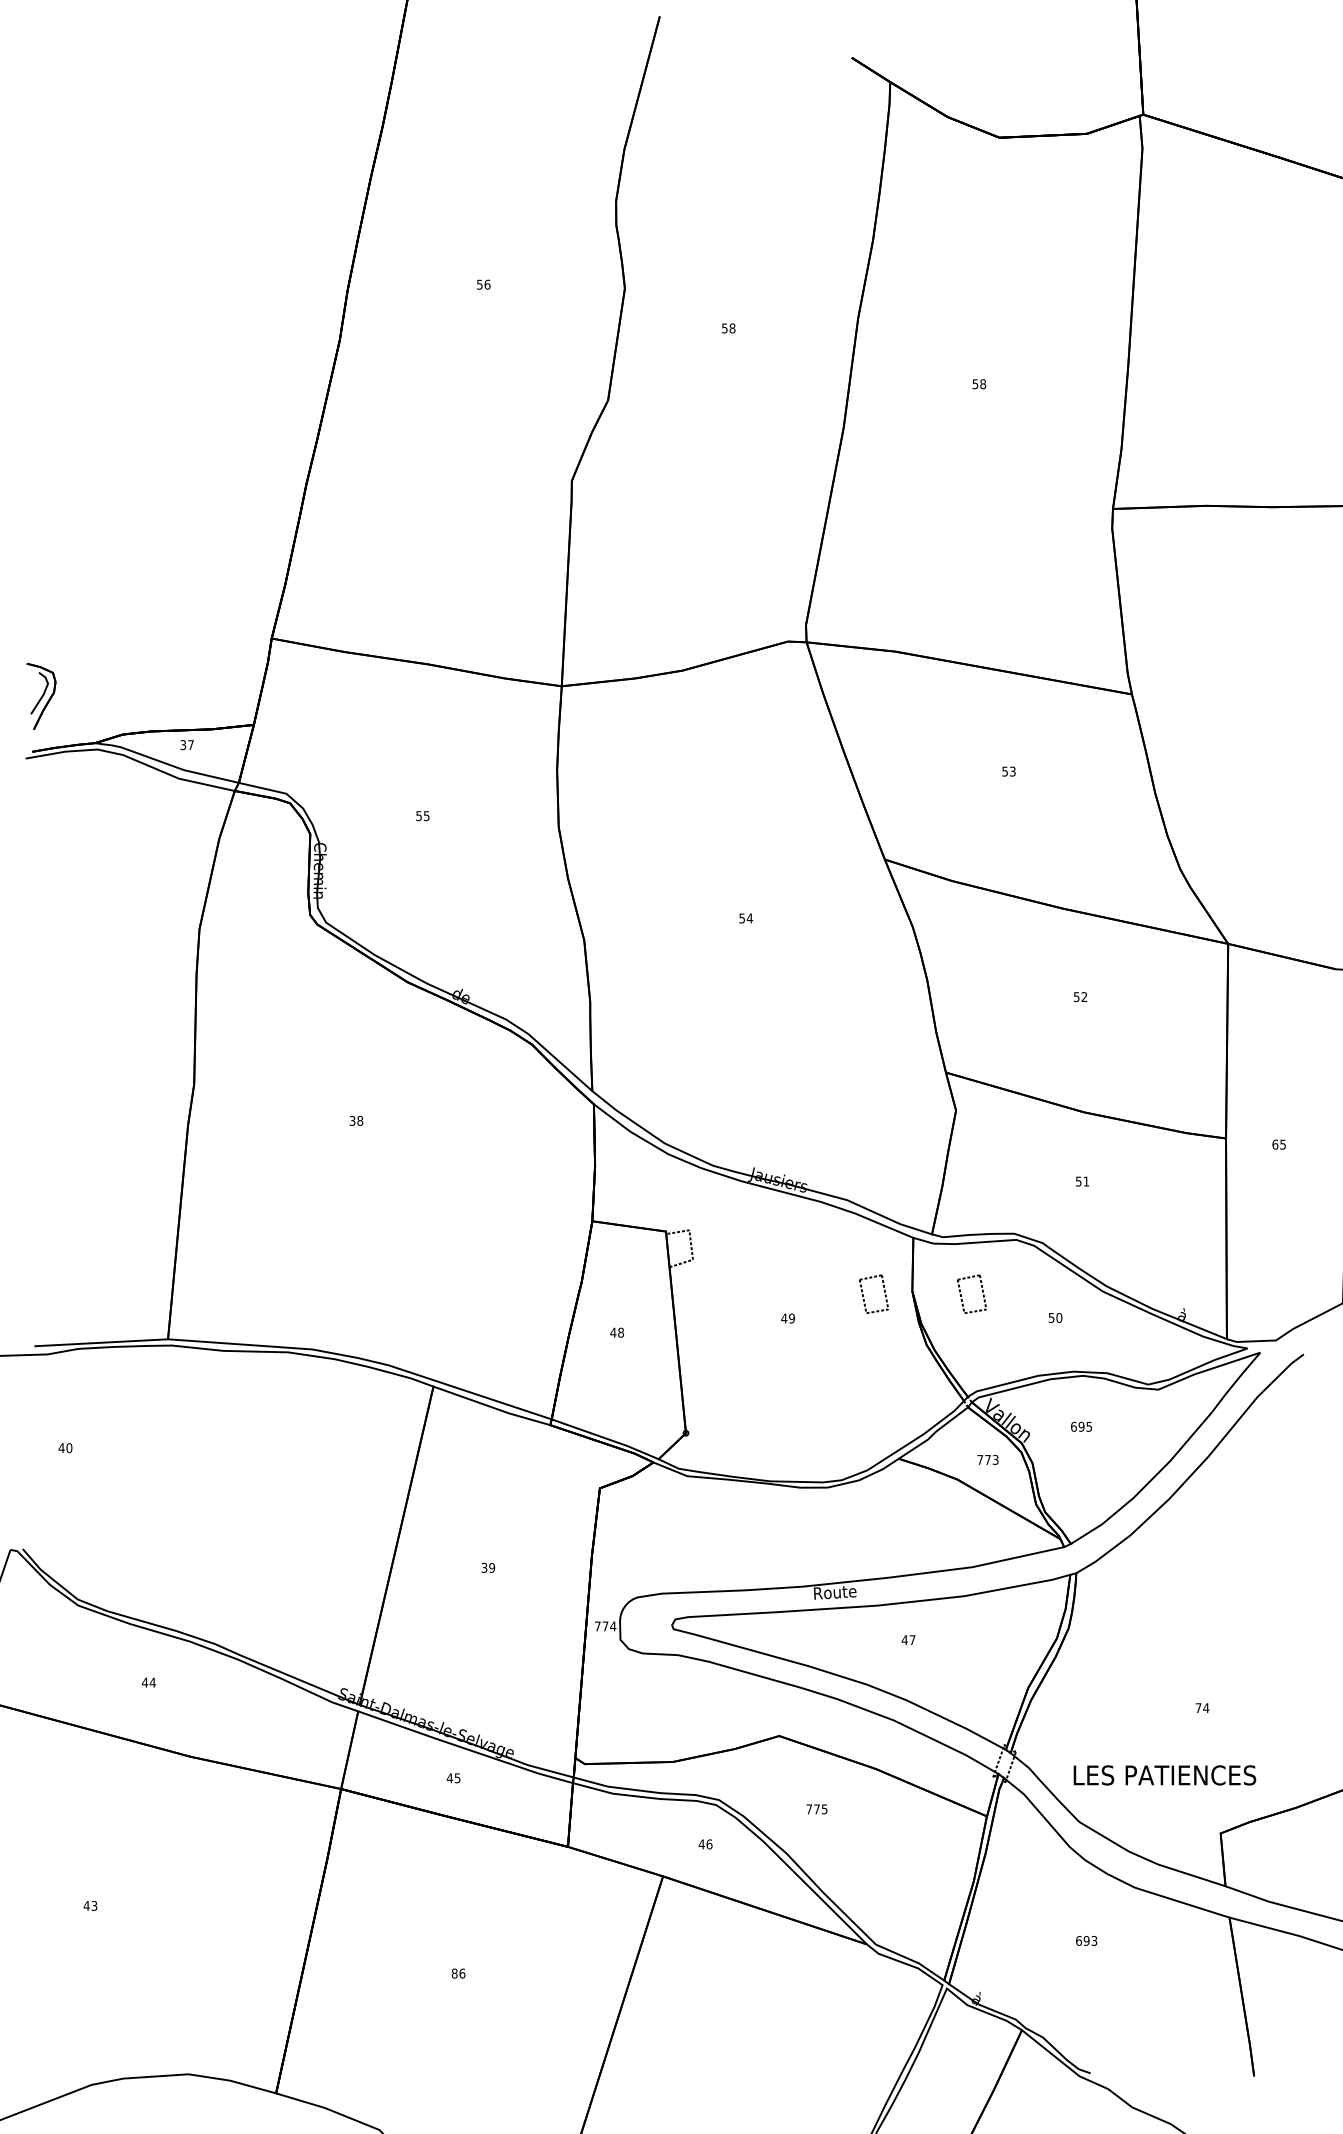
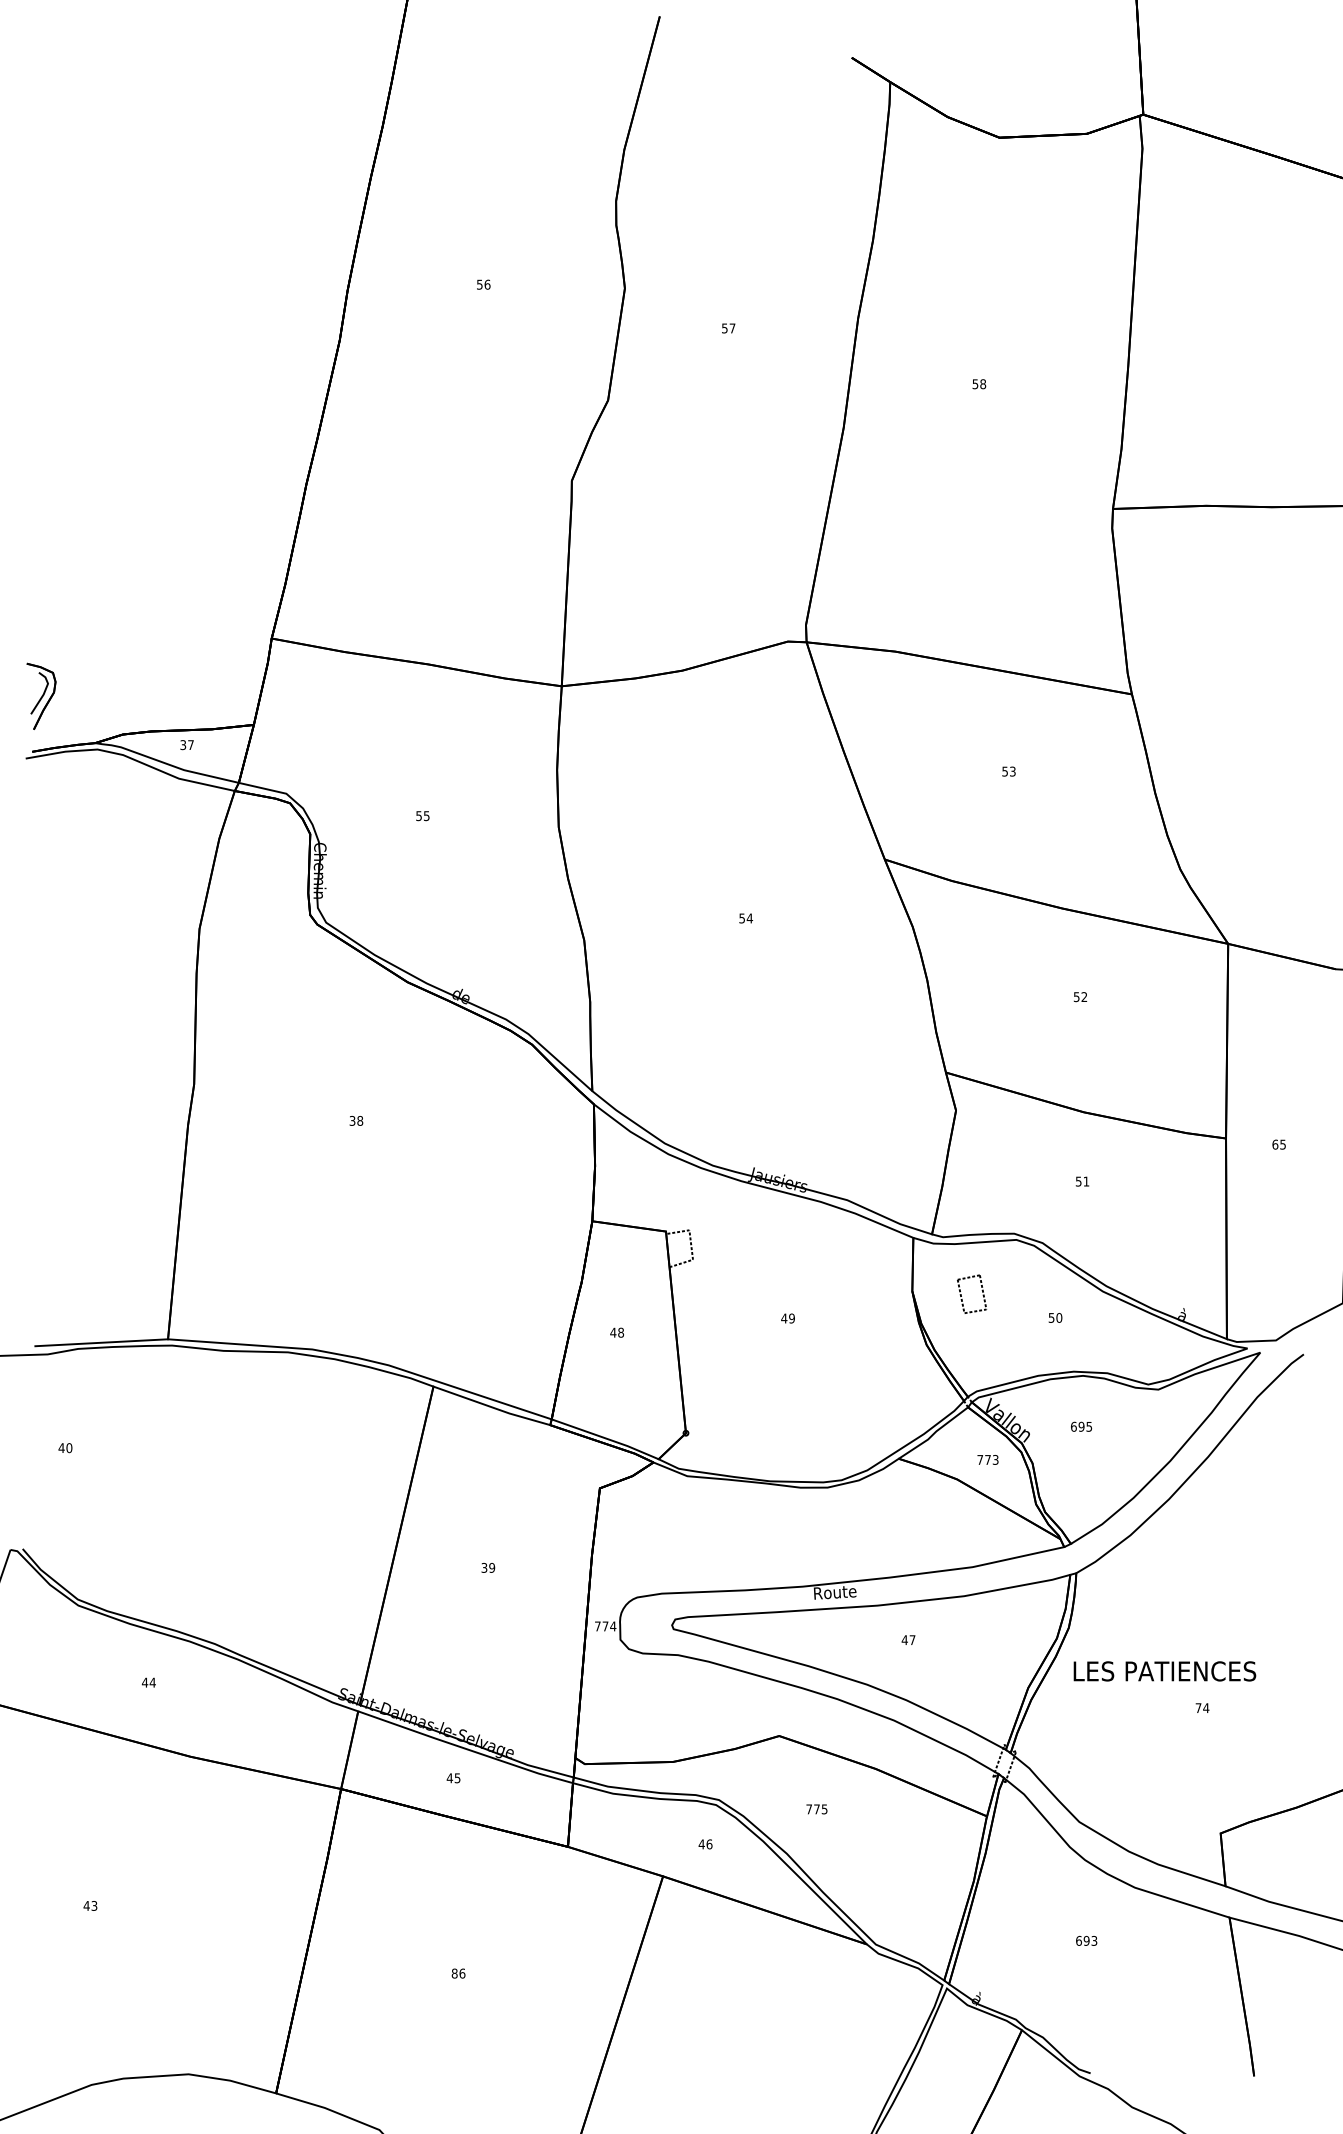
text: 58 -> 57 (732, 328)
part: present -> none (883, 1290)
text position: (1164, 1775) -> (1164, 1671) (1164, 1671)
